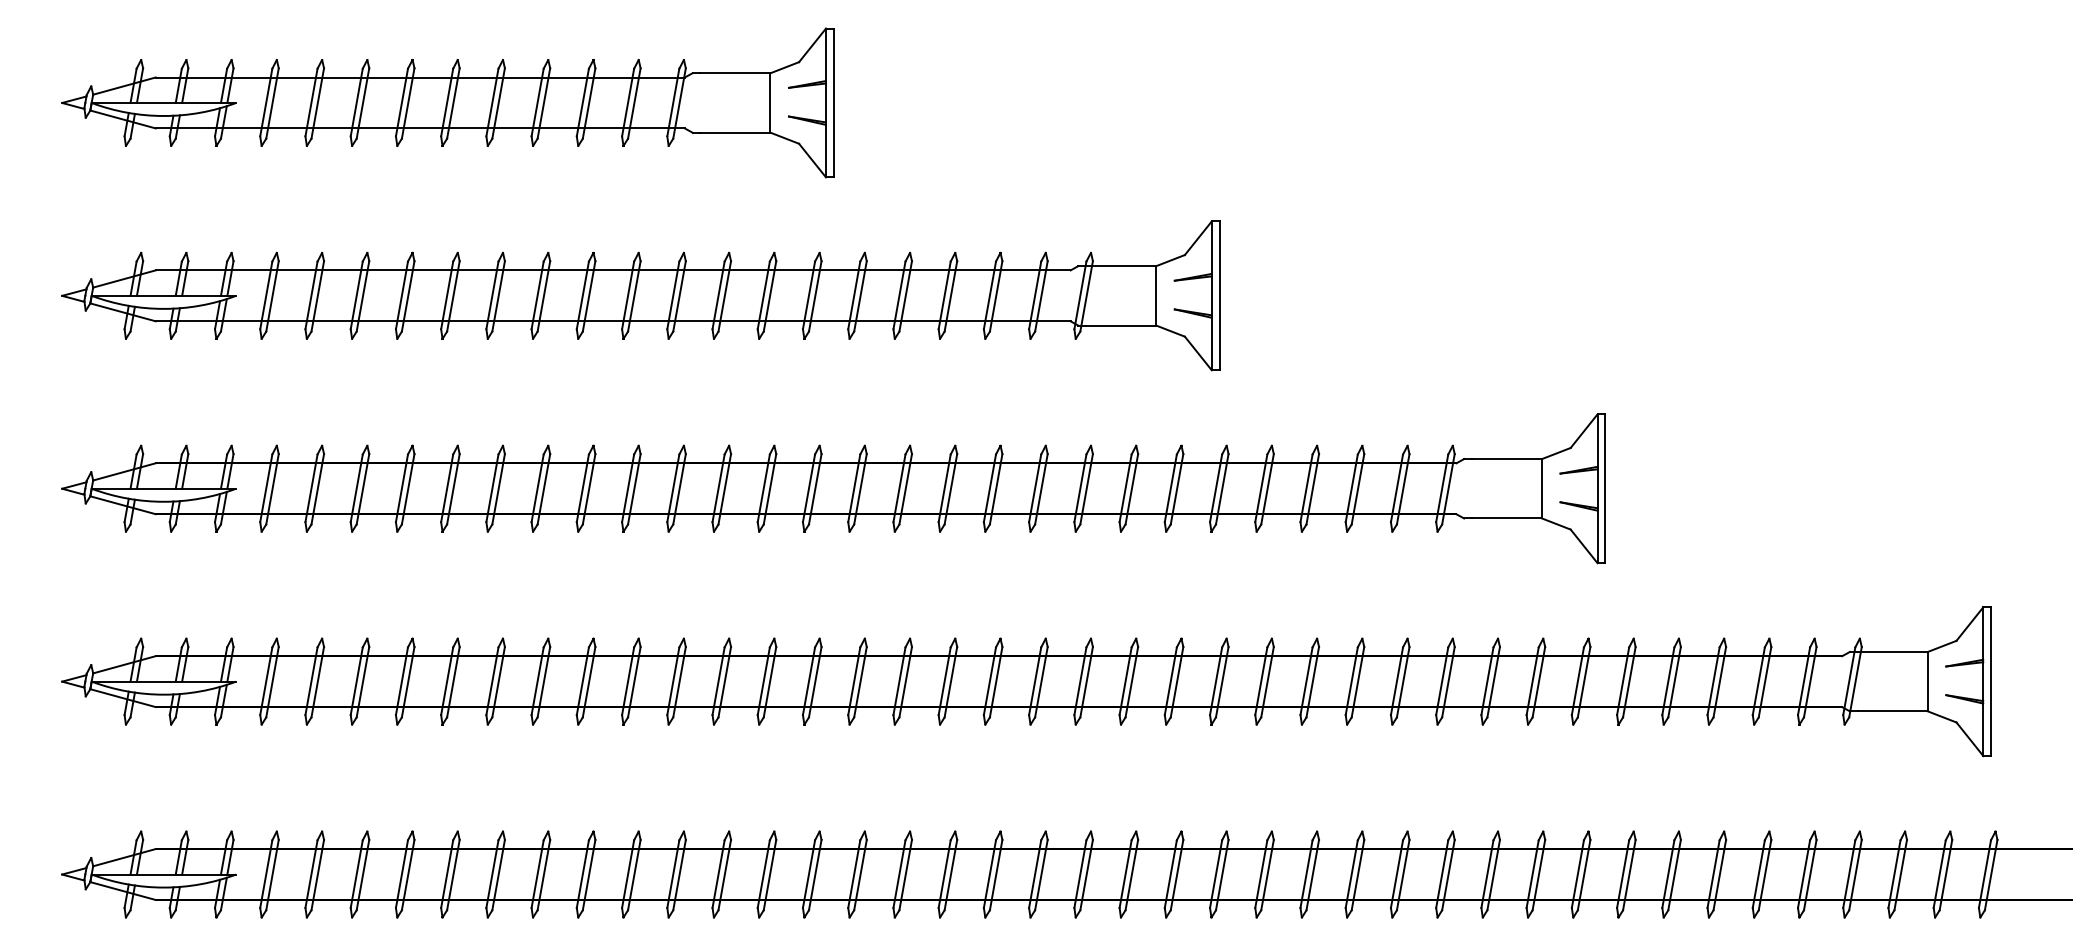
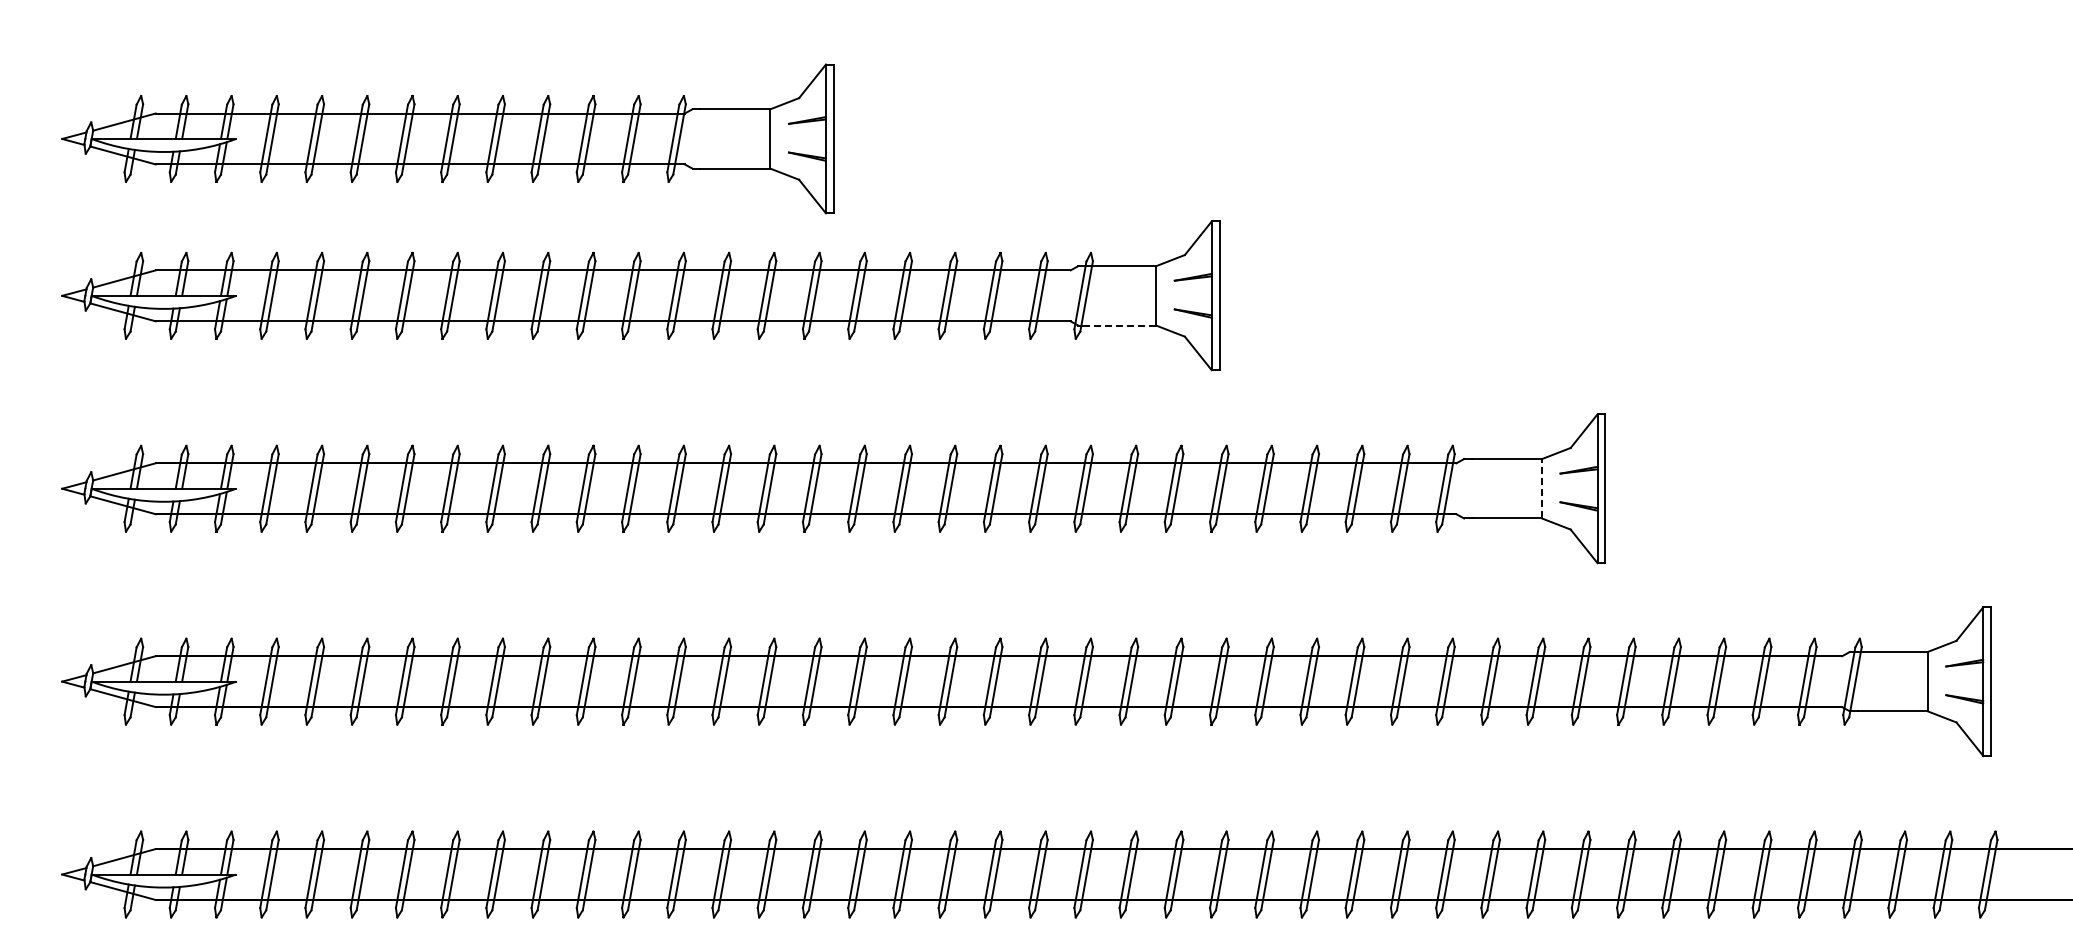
part position: (447, 102) -> (447, 138) (447, 138)
line: solid -> dashed (1120, 325)
line: solid -> dashed (1542, 488)
